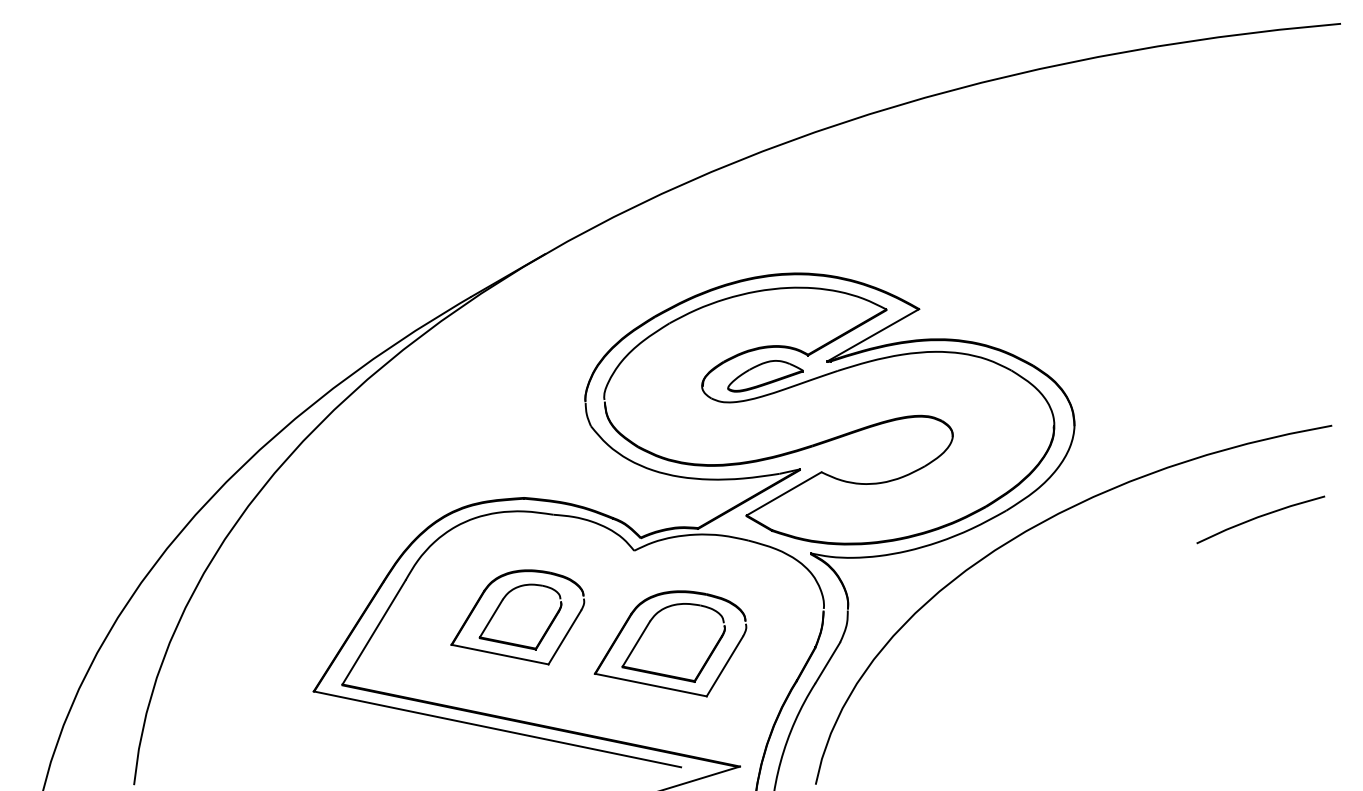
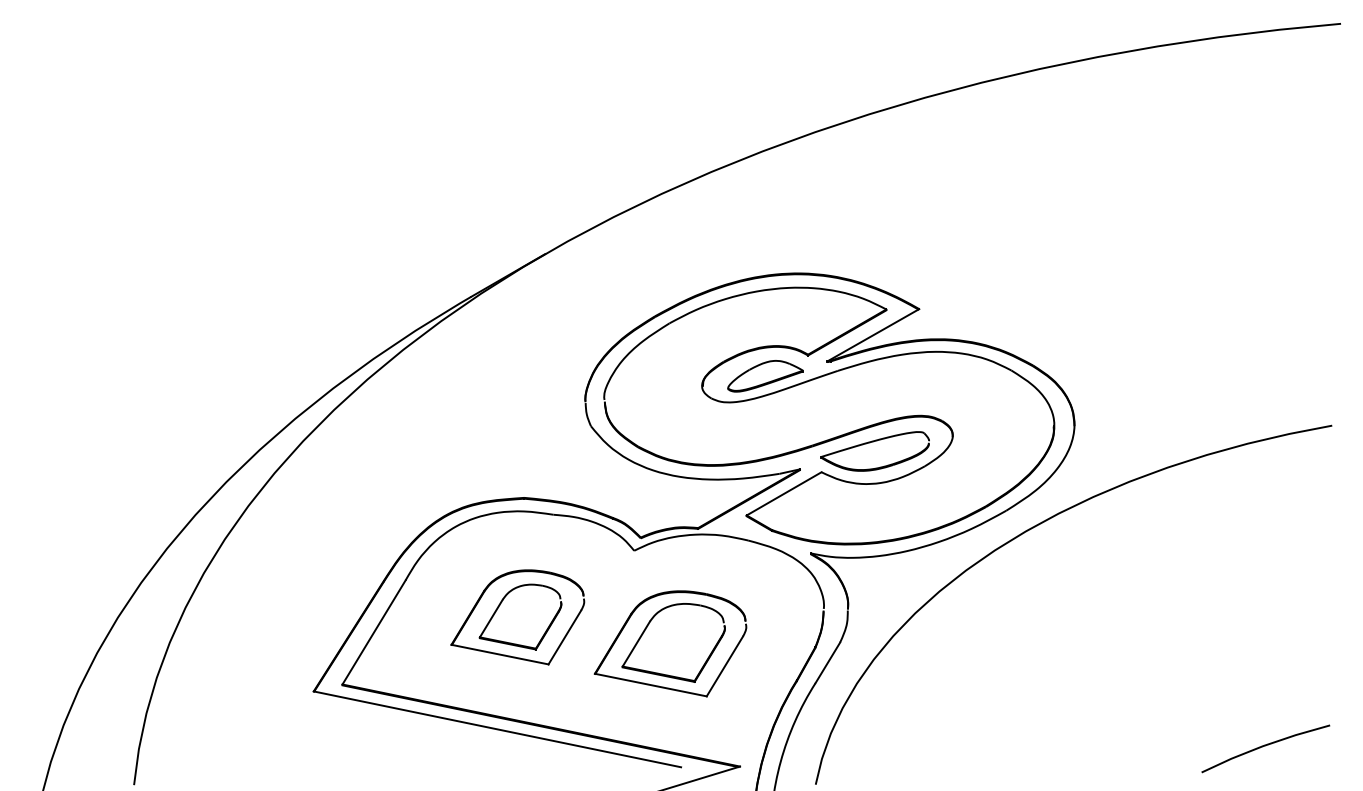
part: none -> present (874, 451)
line position: (1260, 517) -> (1265, 746) (1265, 746)
